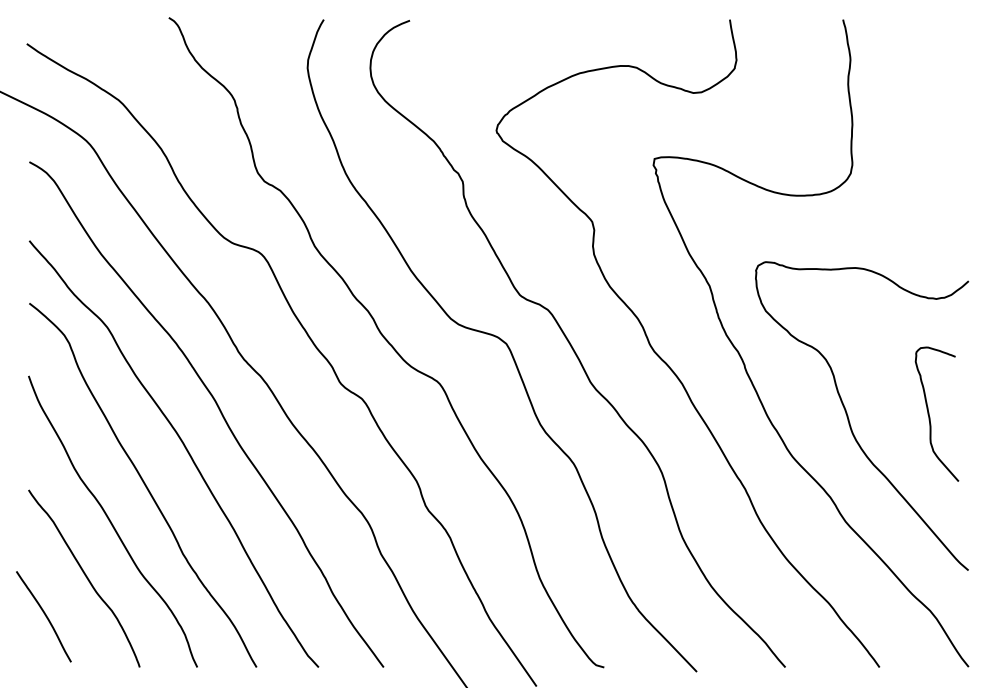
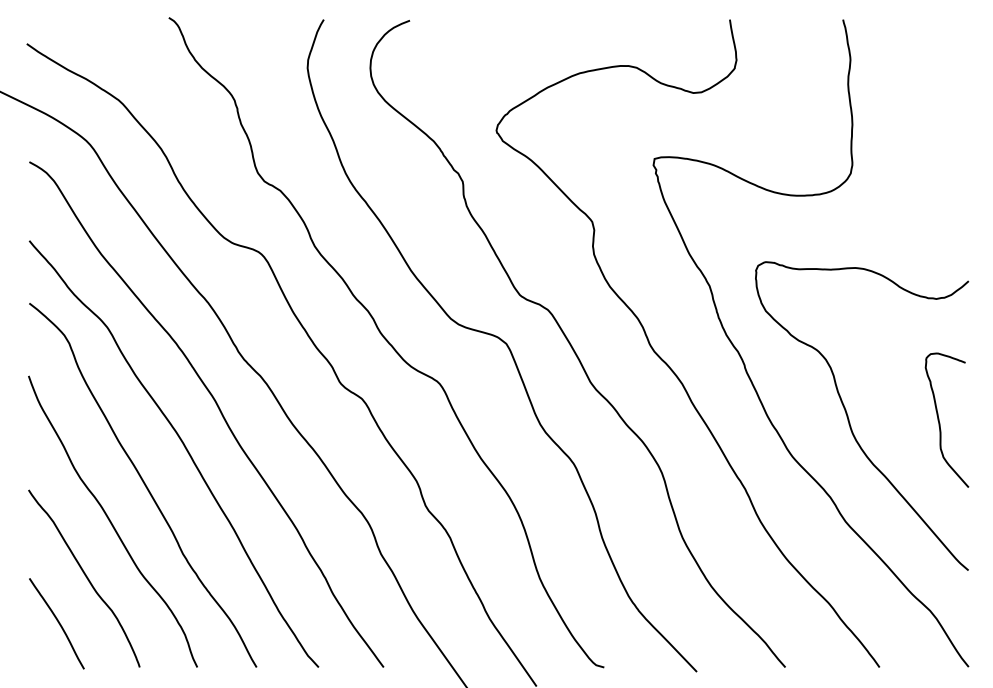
curve position: (929, 413) -> (939, 419) (939, 419)
curve position: (44, 615) -> (57, 622) (57, 622)
